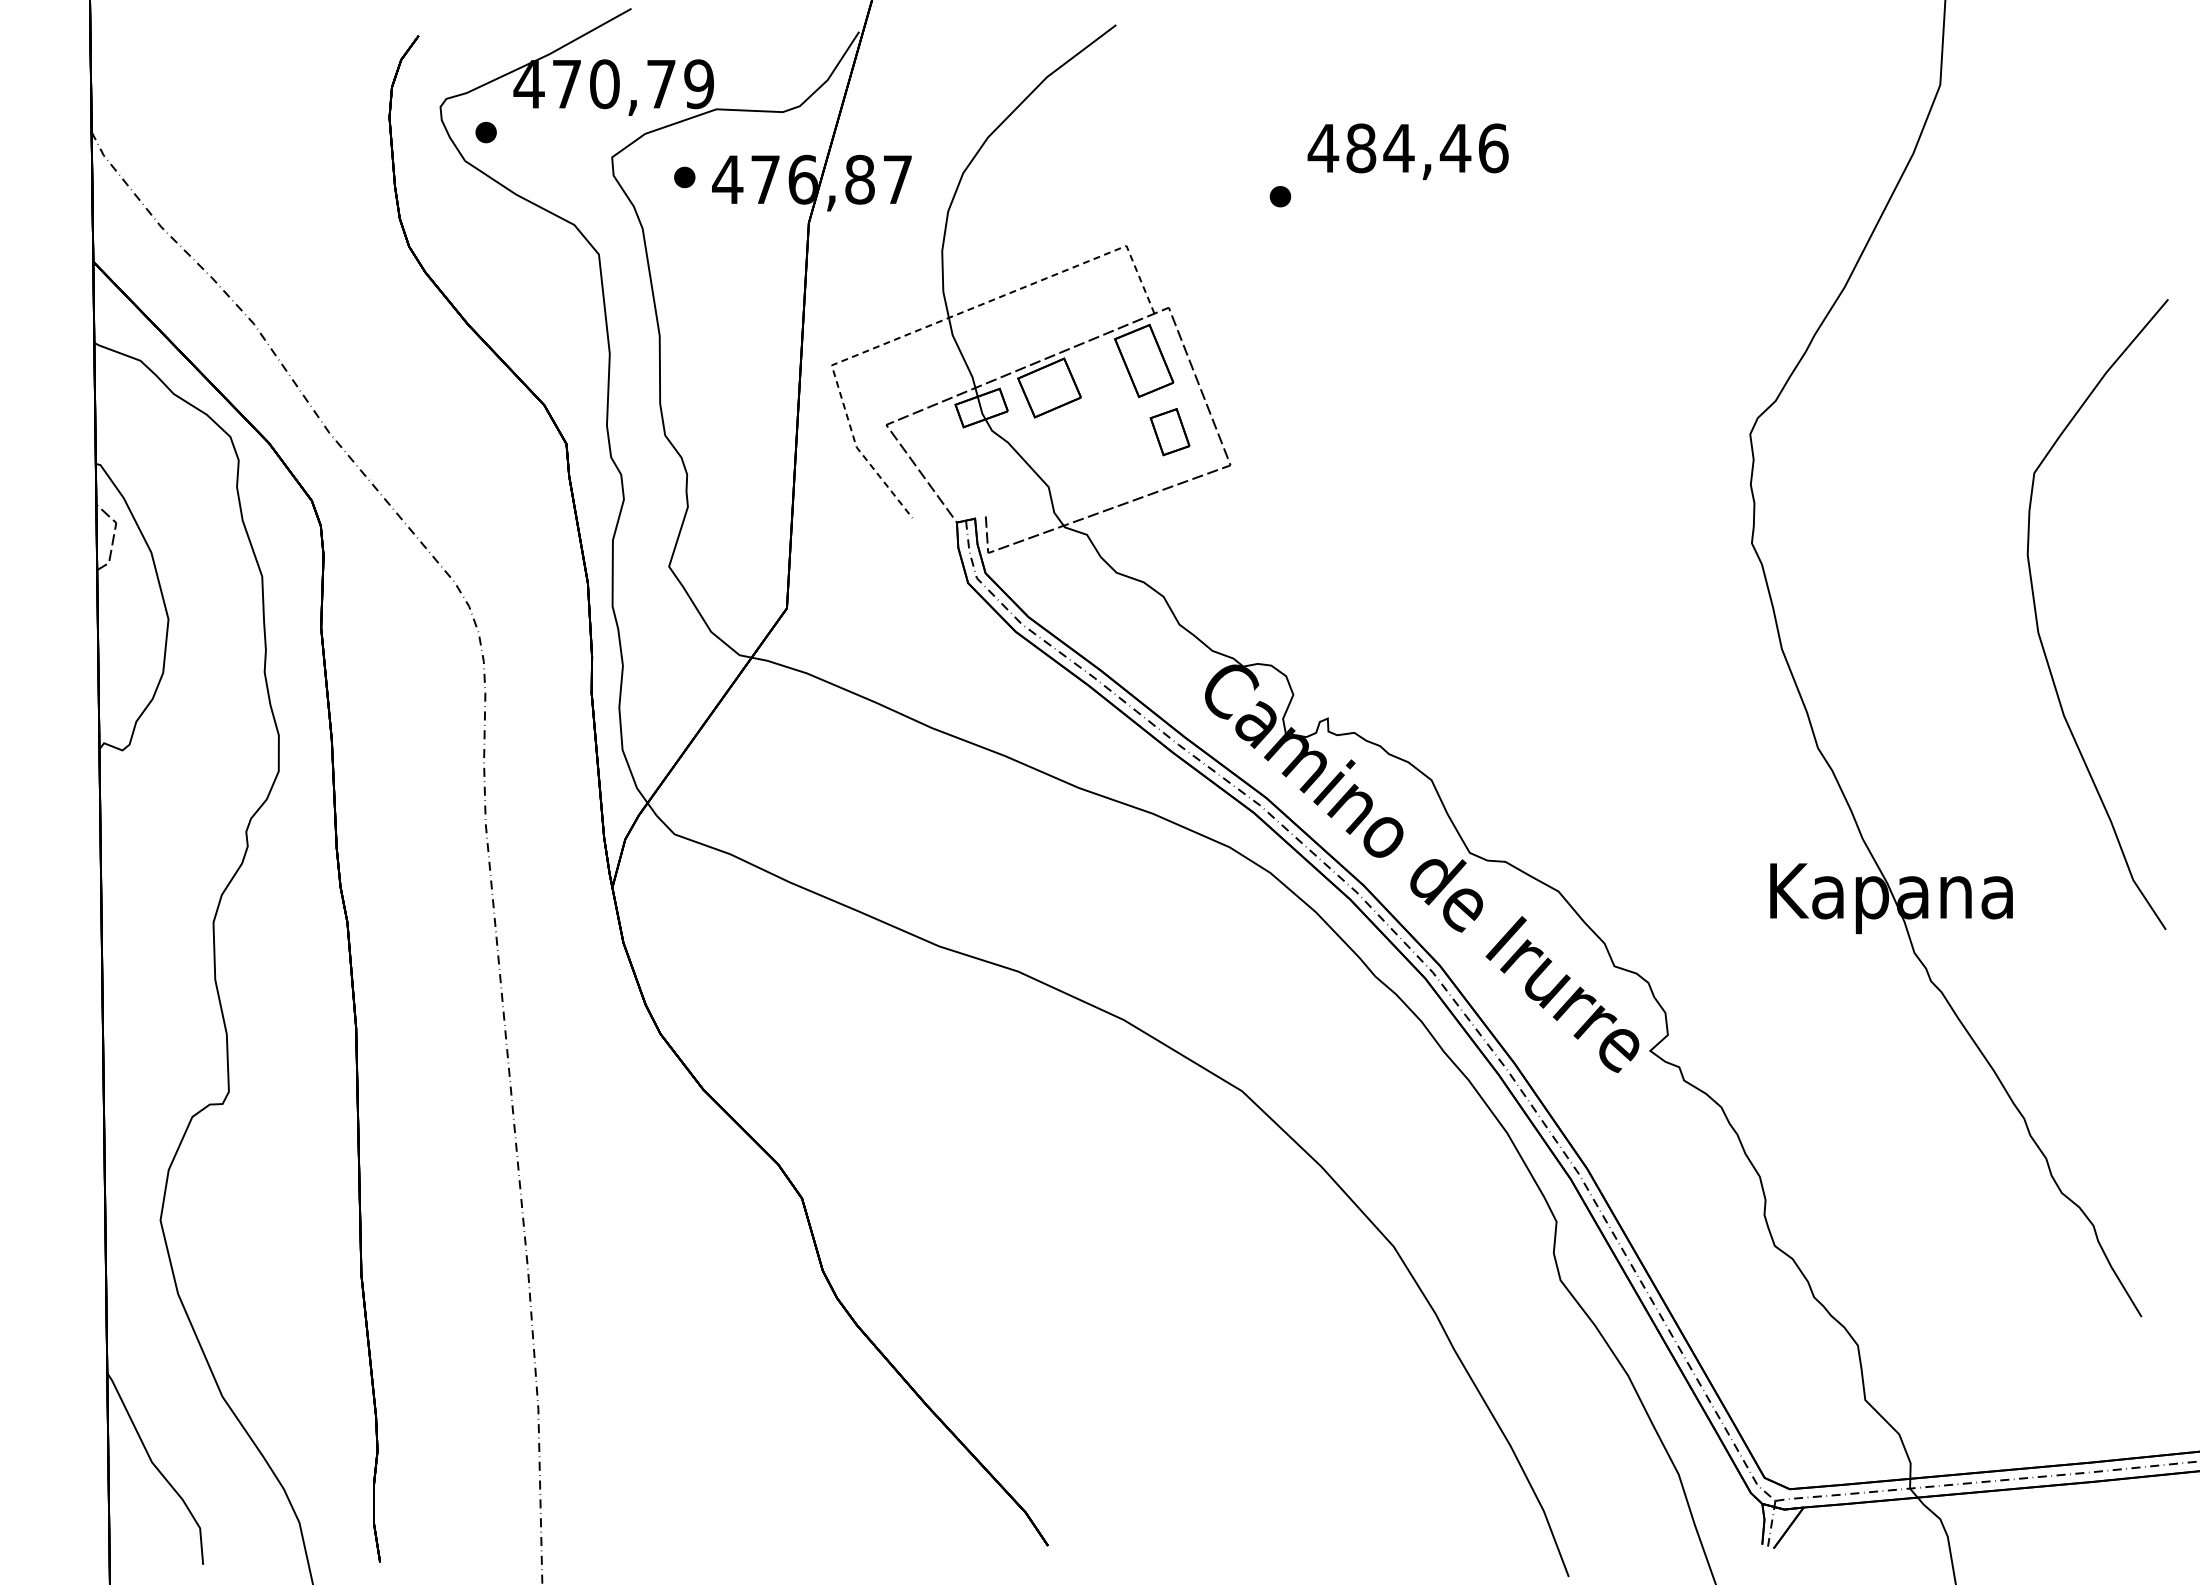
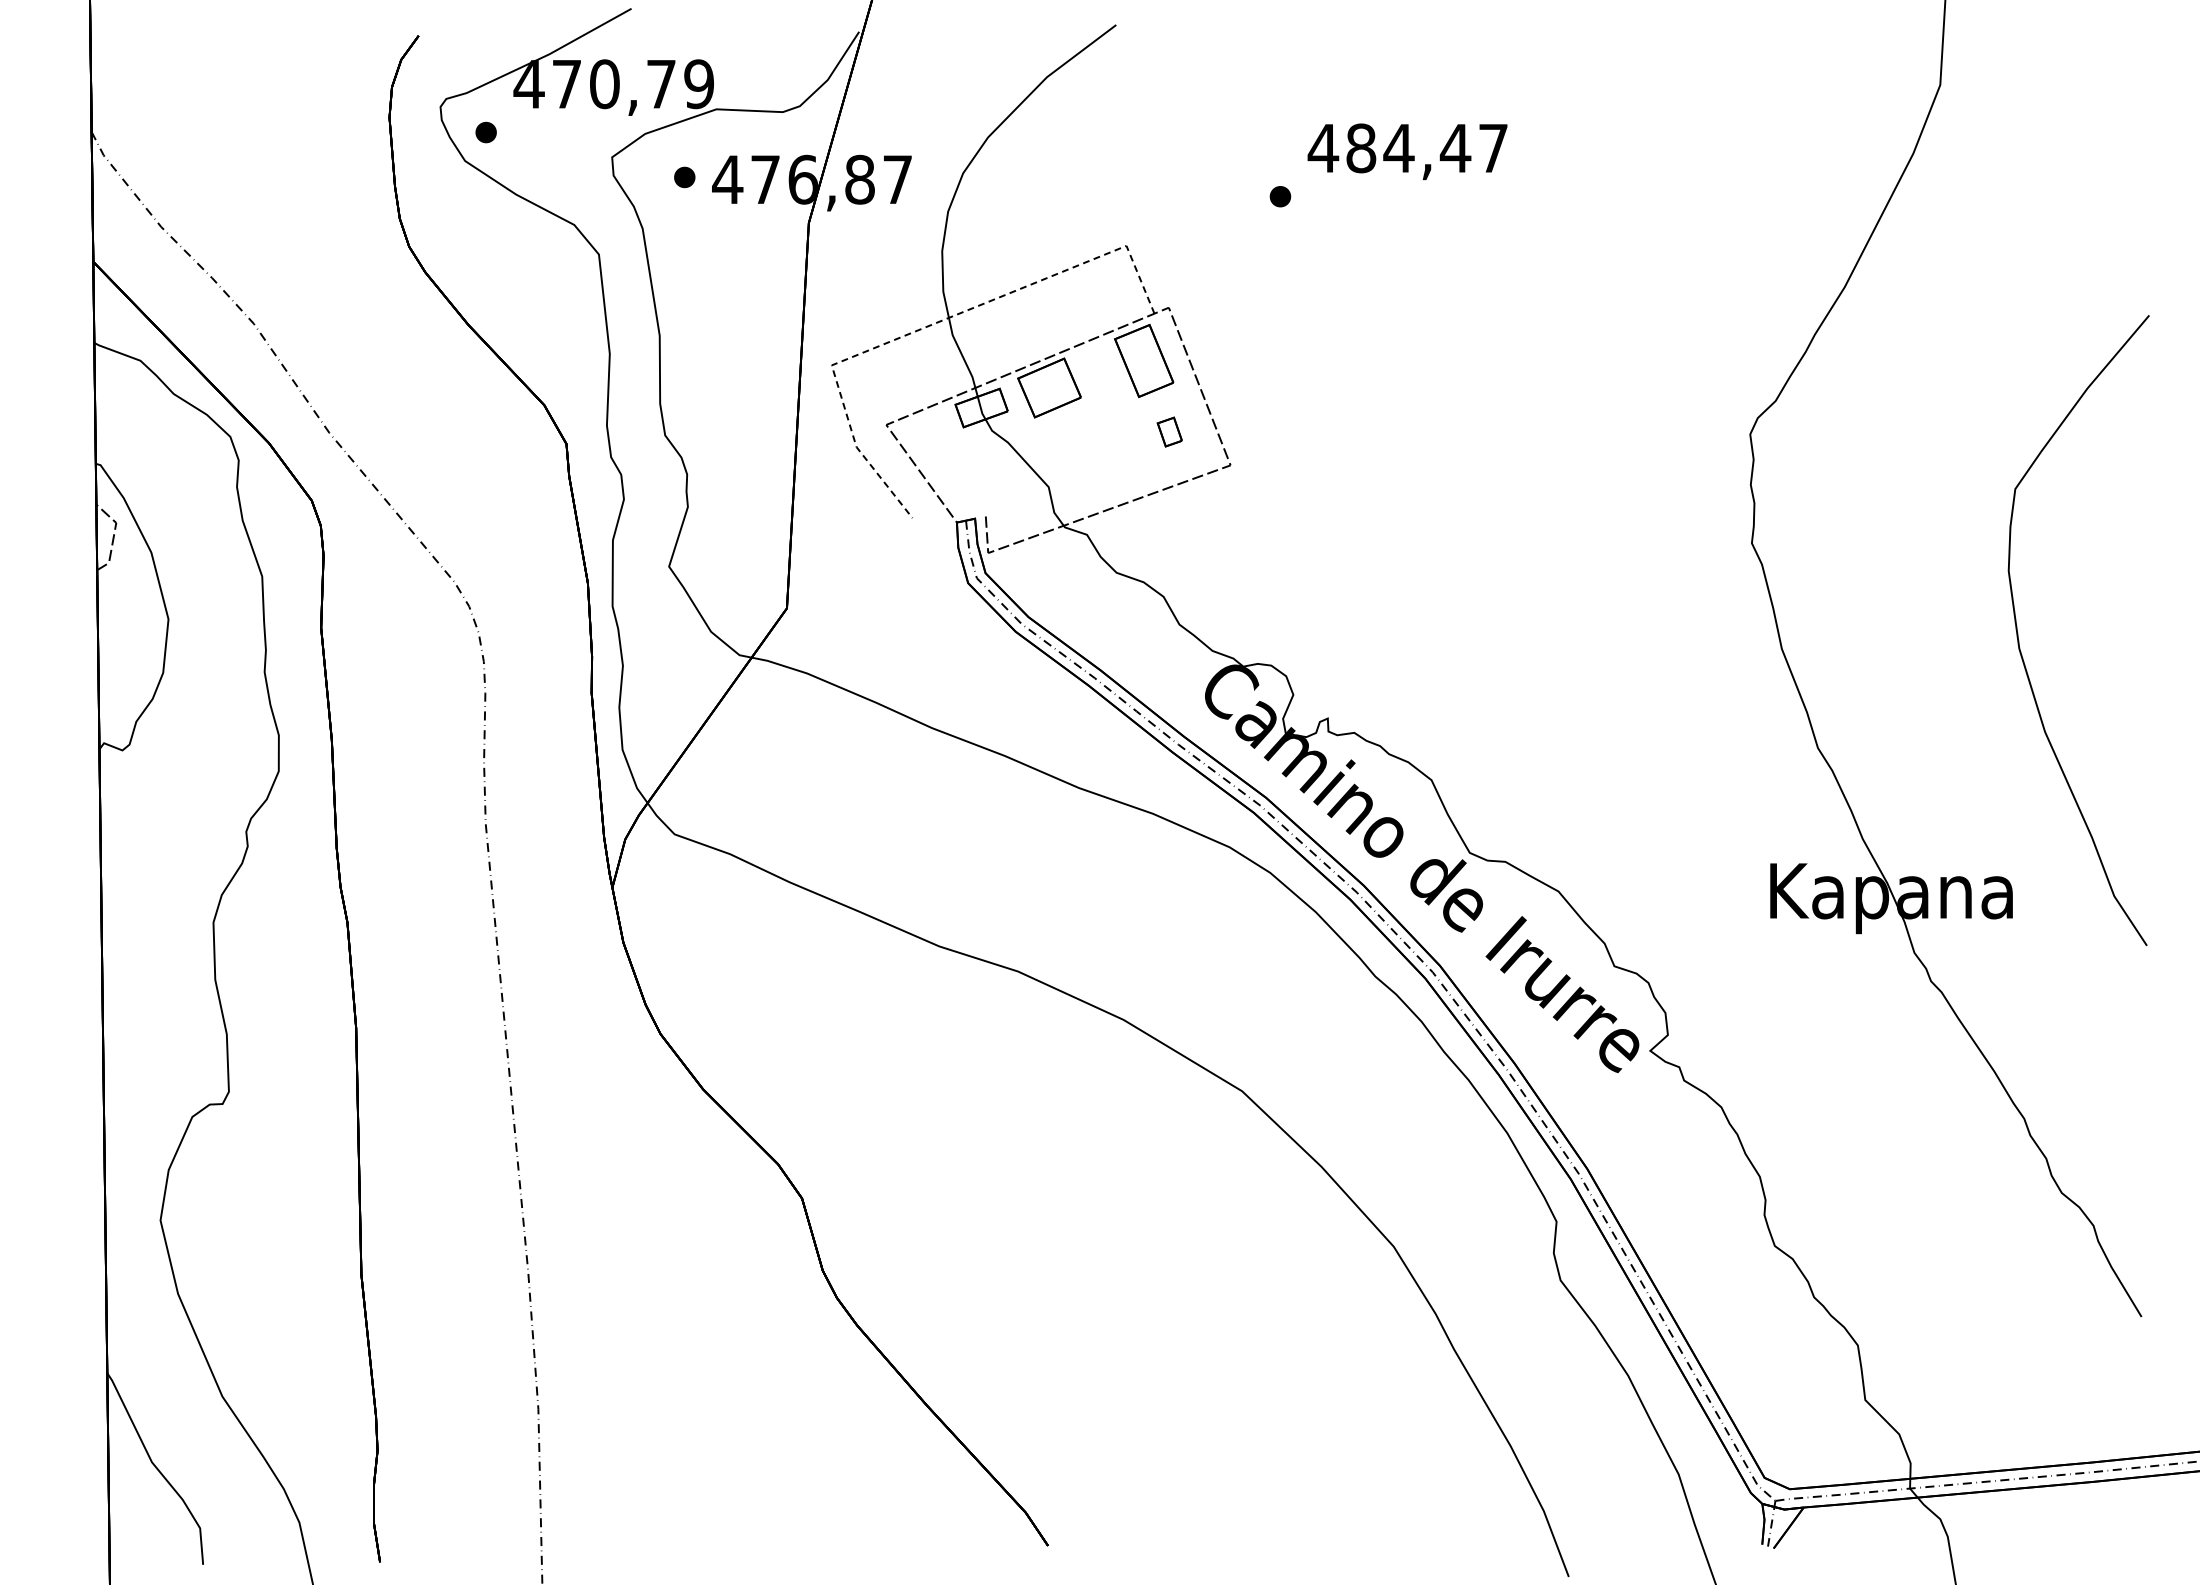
text: 484,46 -> 484,47 (1493, 148)
part size: 42x49 px -> 27x32 px (1169, 431)
curve position: (2038, 624) -> (2019, 640) (2019, 640)
